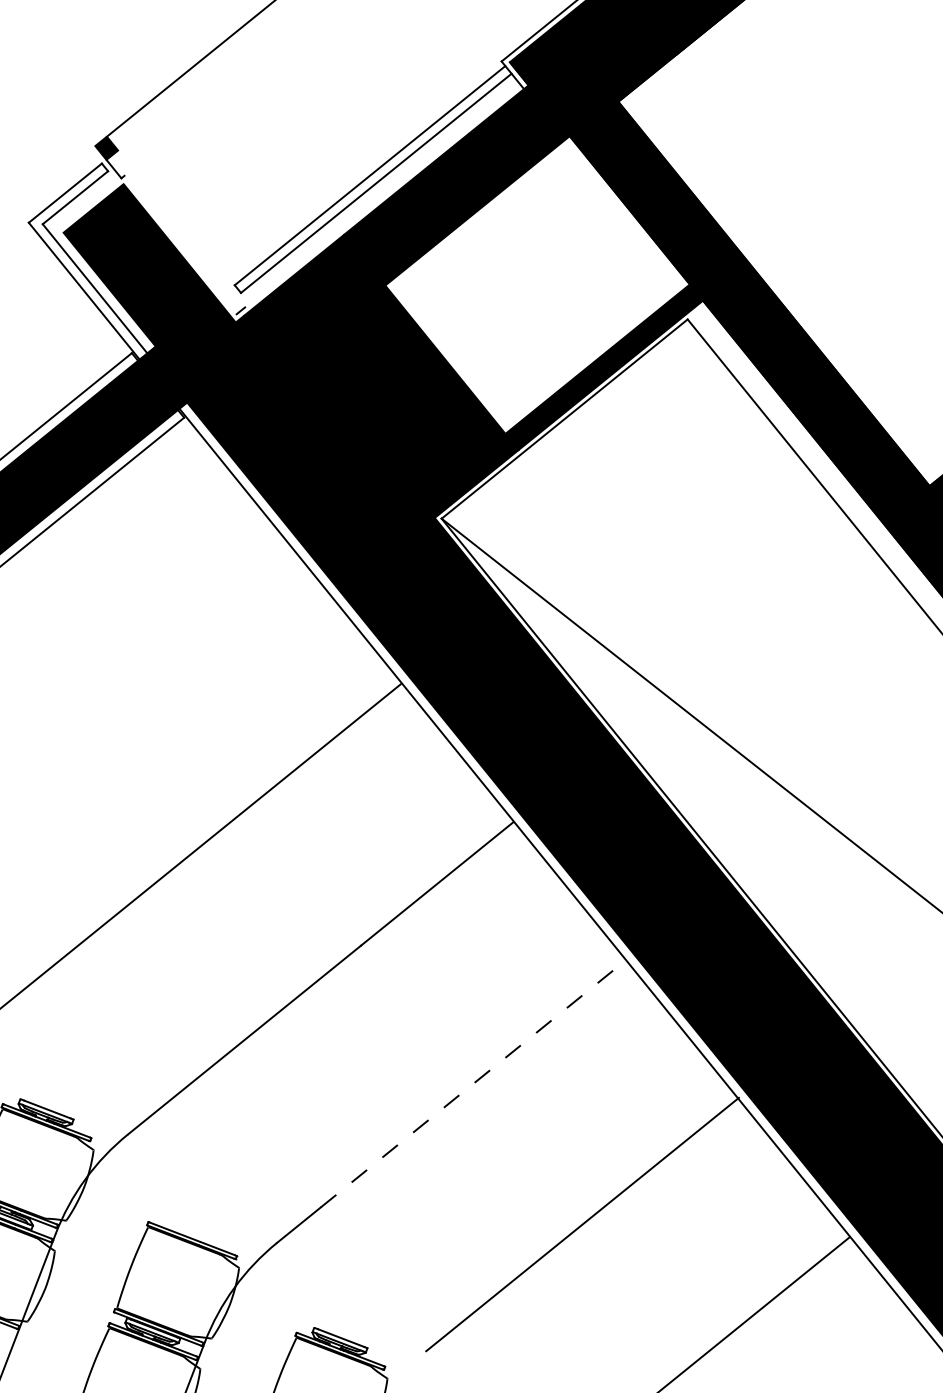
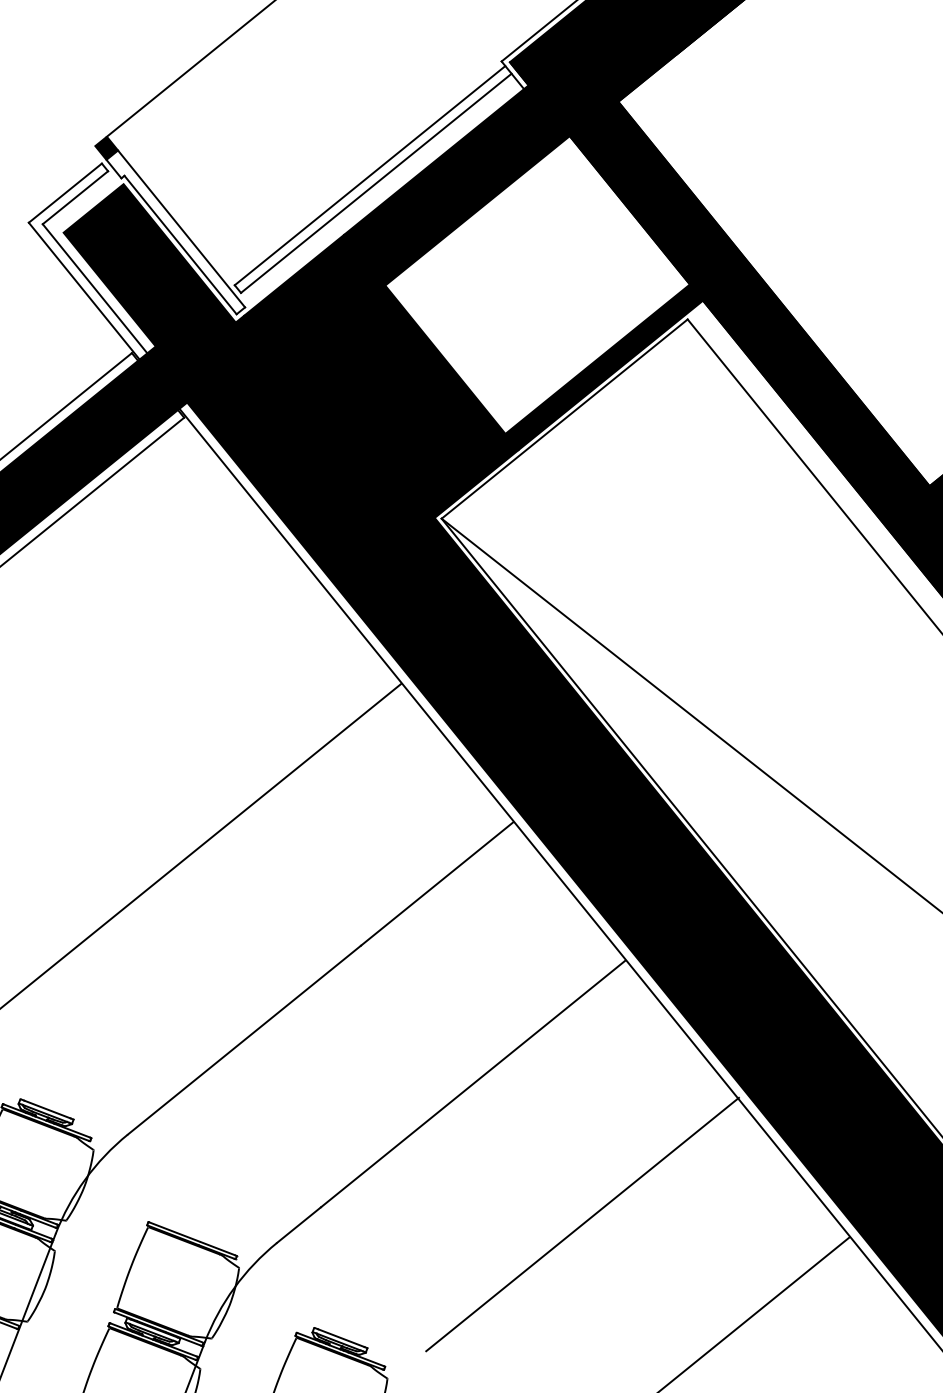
line: none -> present (181, 228)
line: none -> present (180, 244)
line: dashed -> solid (473, 1084)
